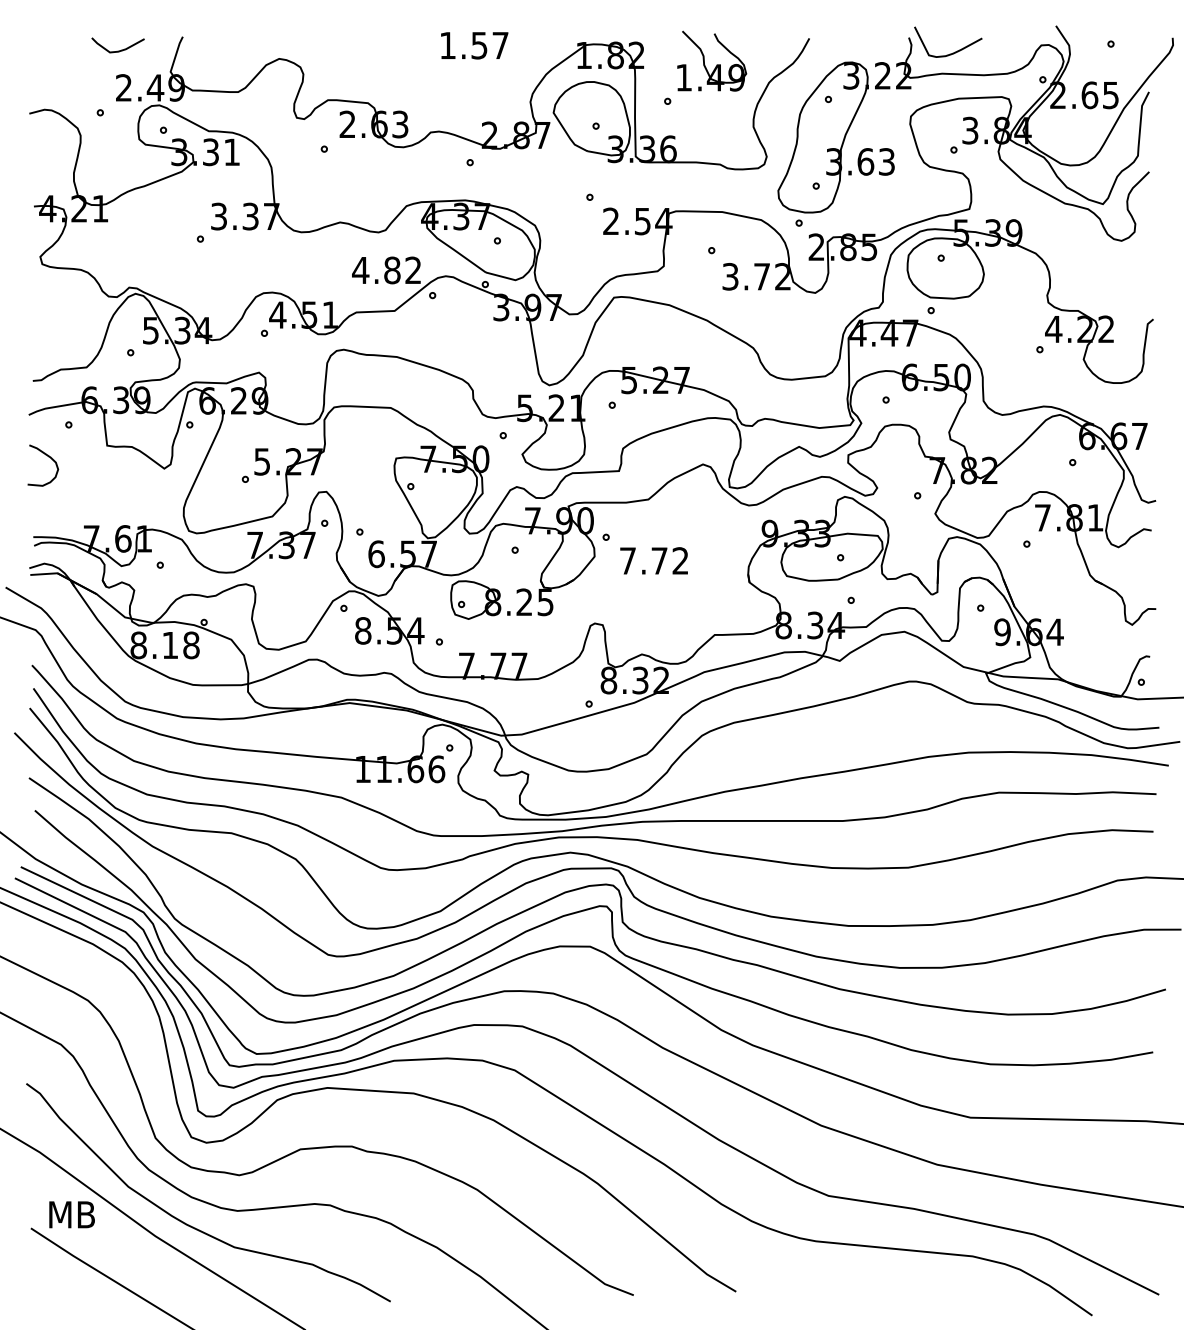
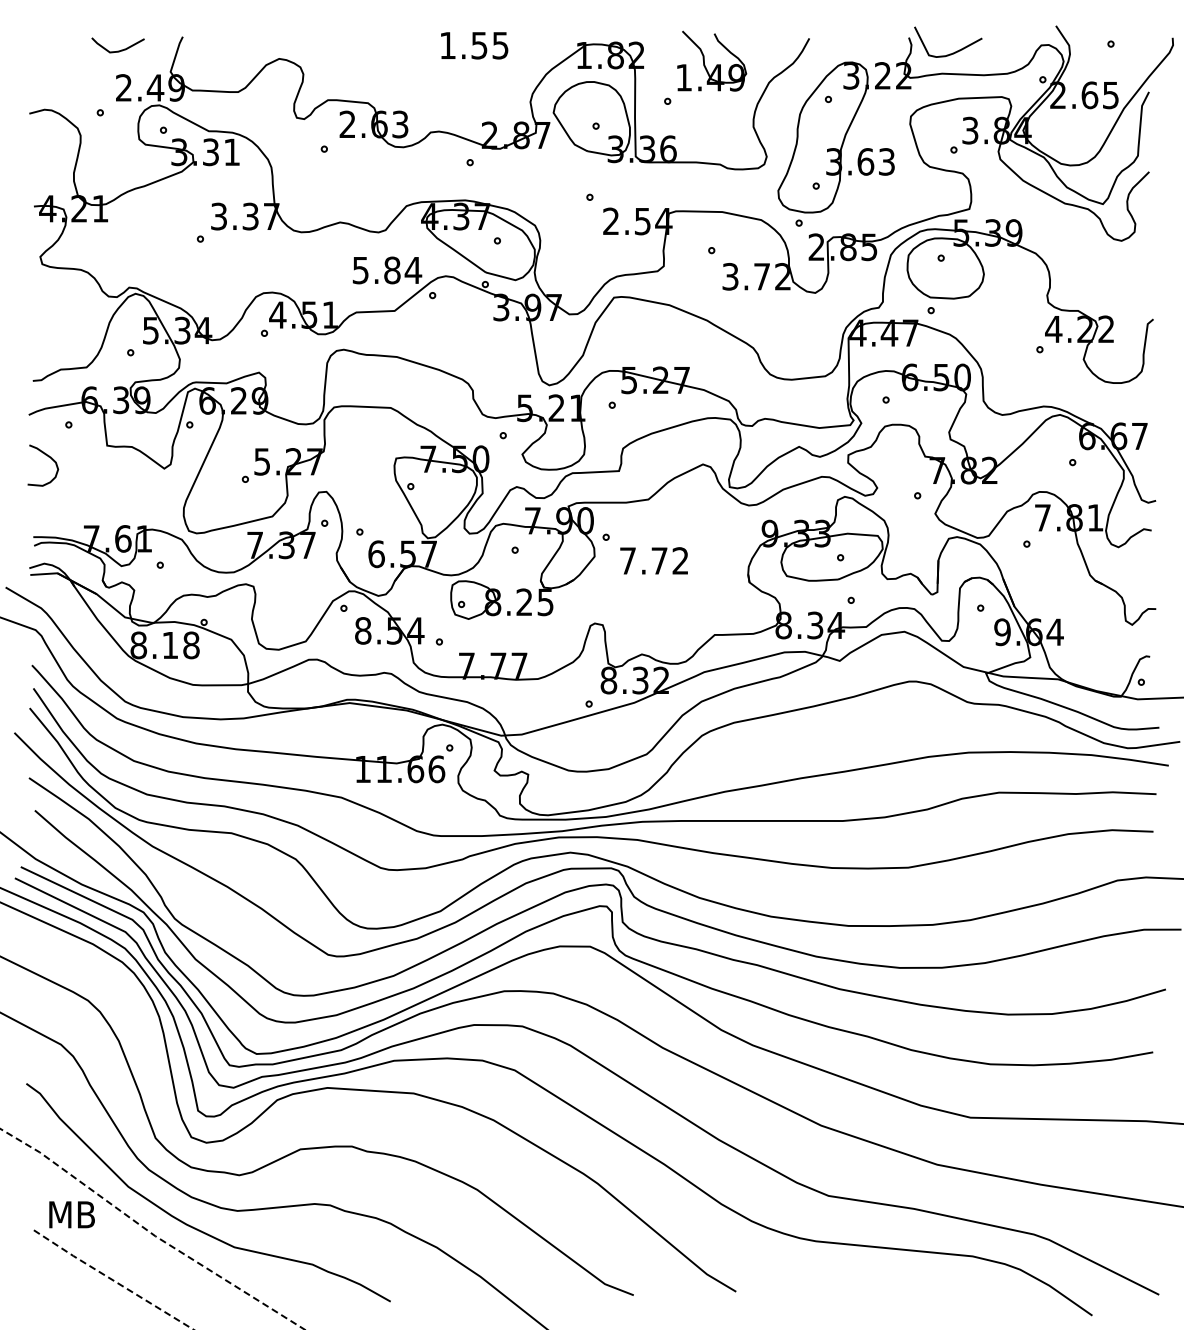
text: 1.57 -> 1.55 (500, 45)
text: 4.82 -> 5.84 (387, 270)
line: solid -> dashed (150, 1232)
line: solid -> dashed (110, 1278)
